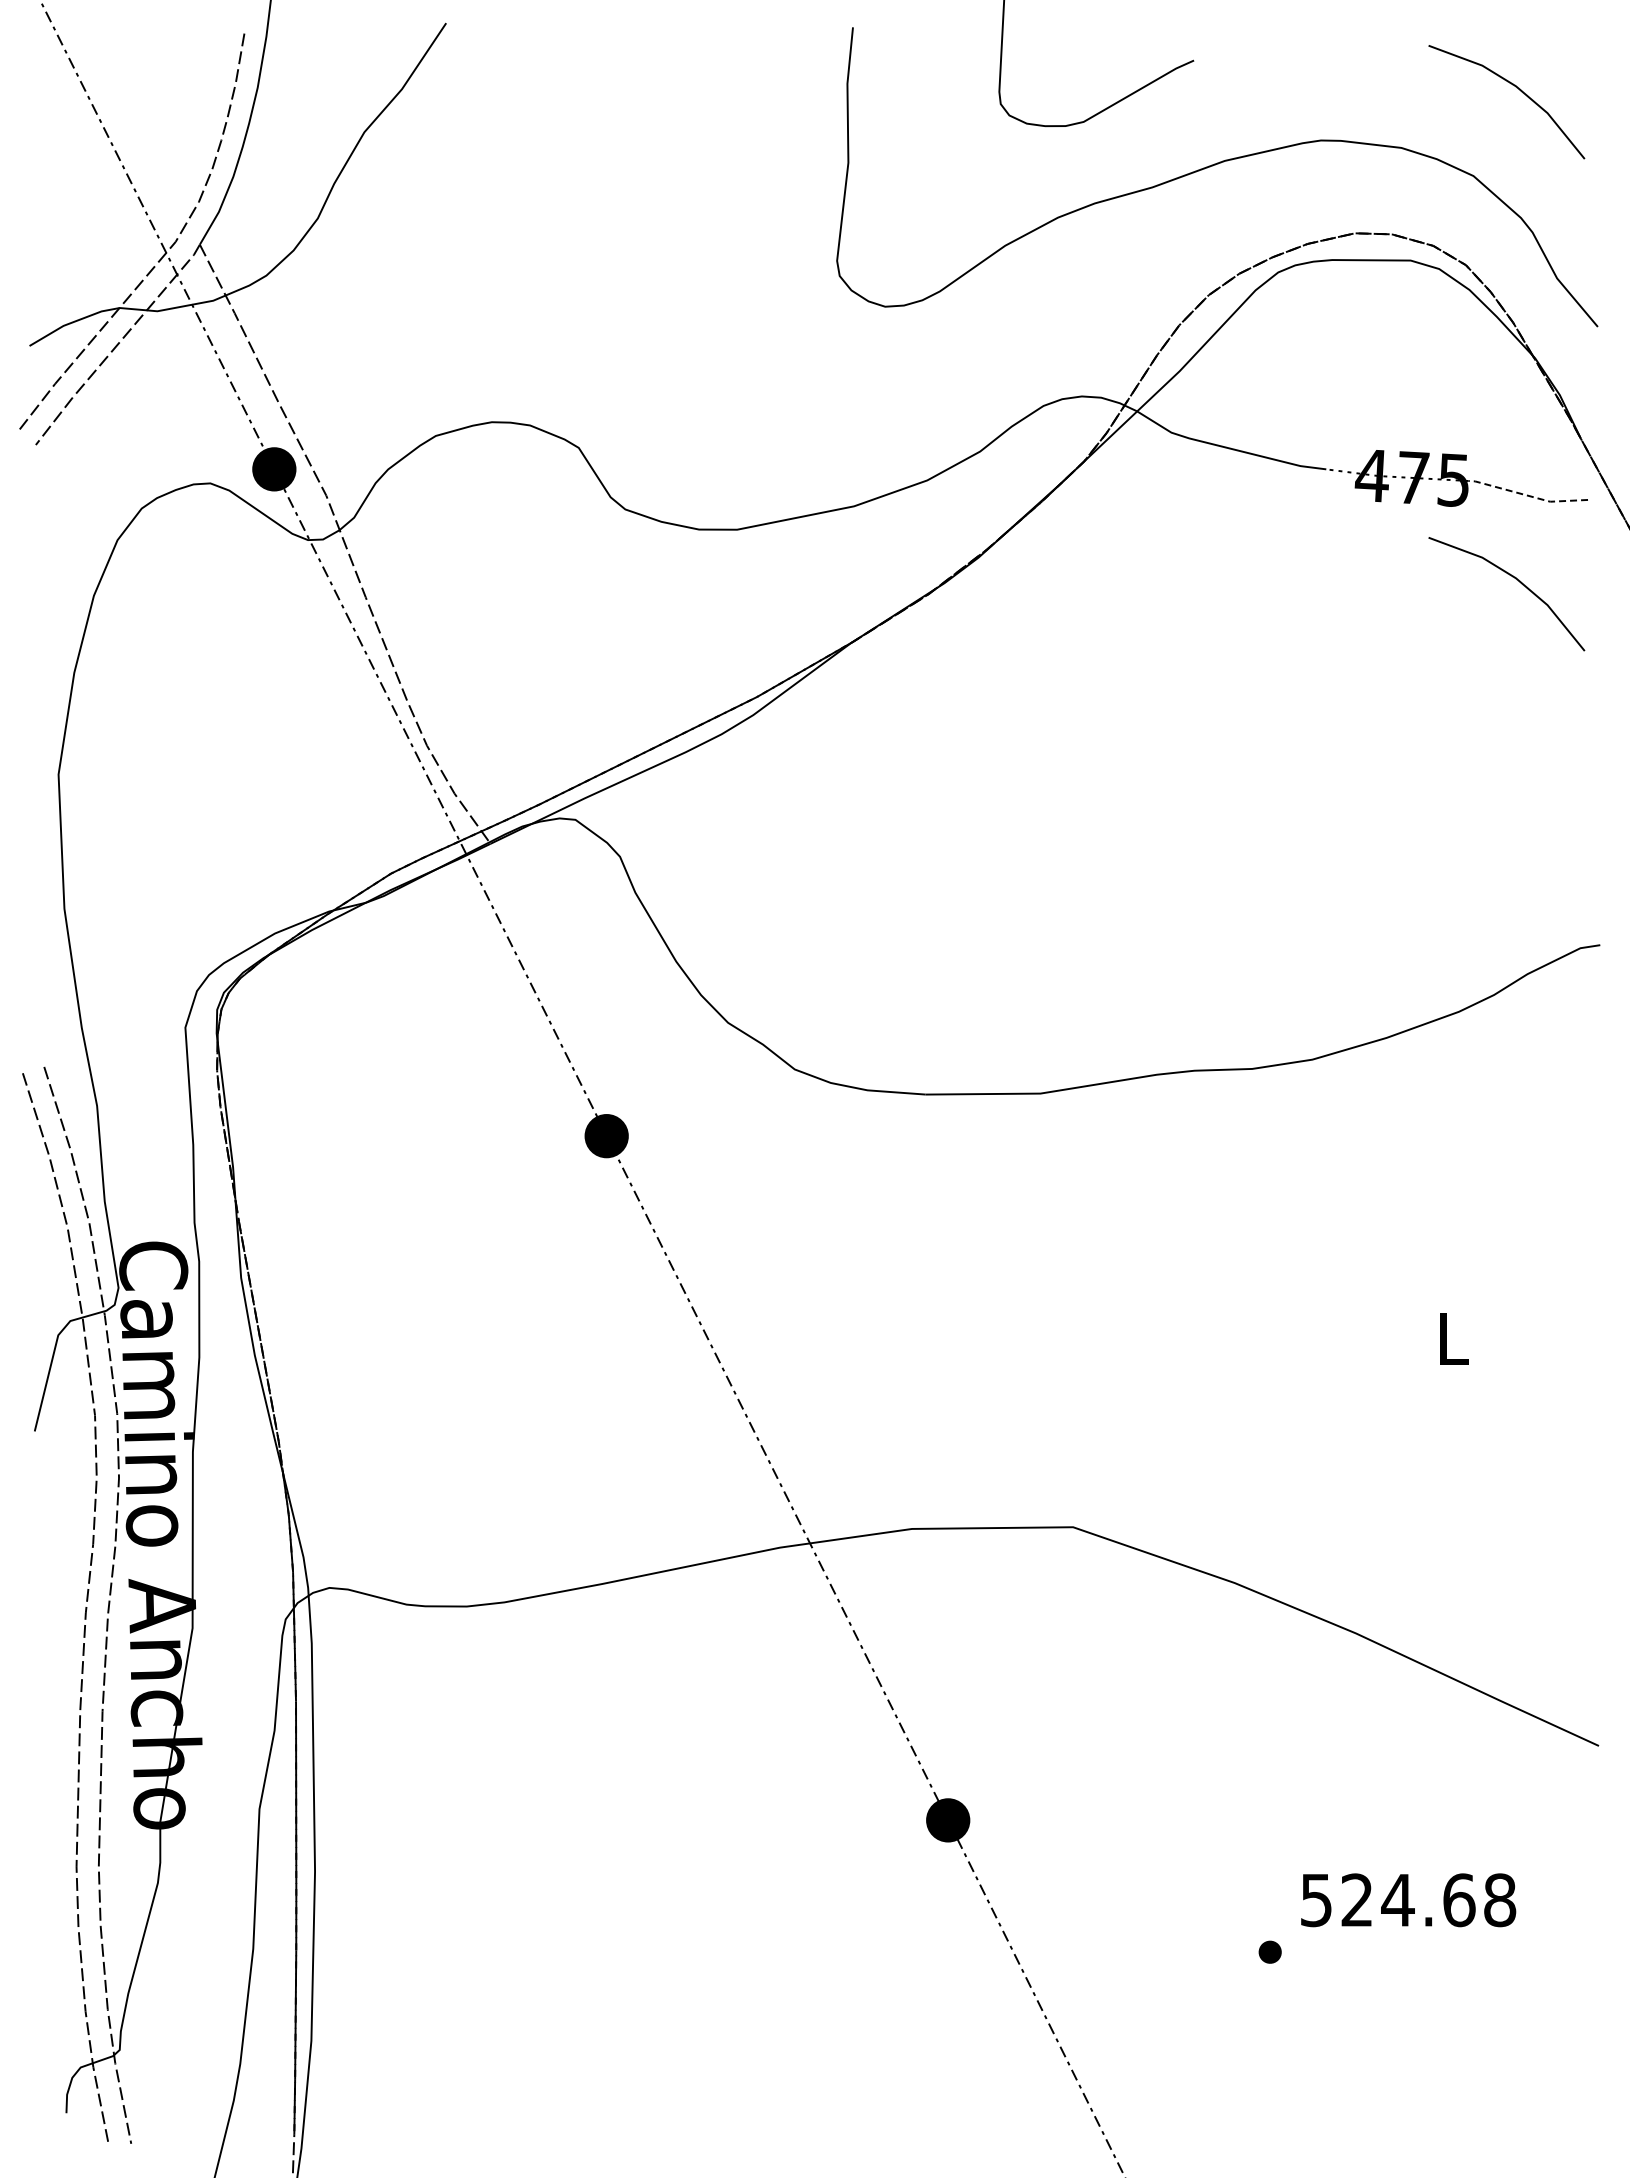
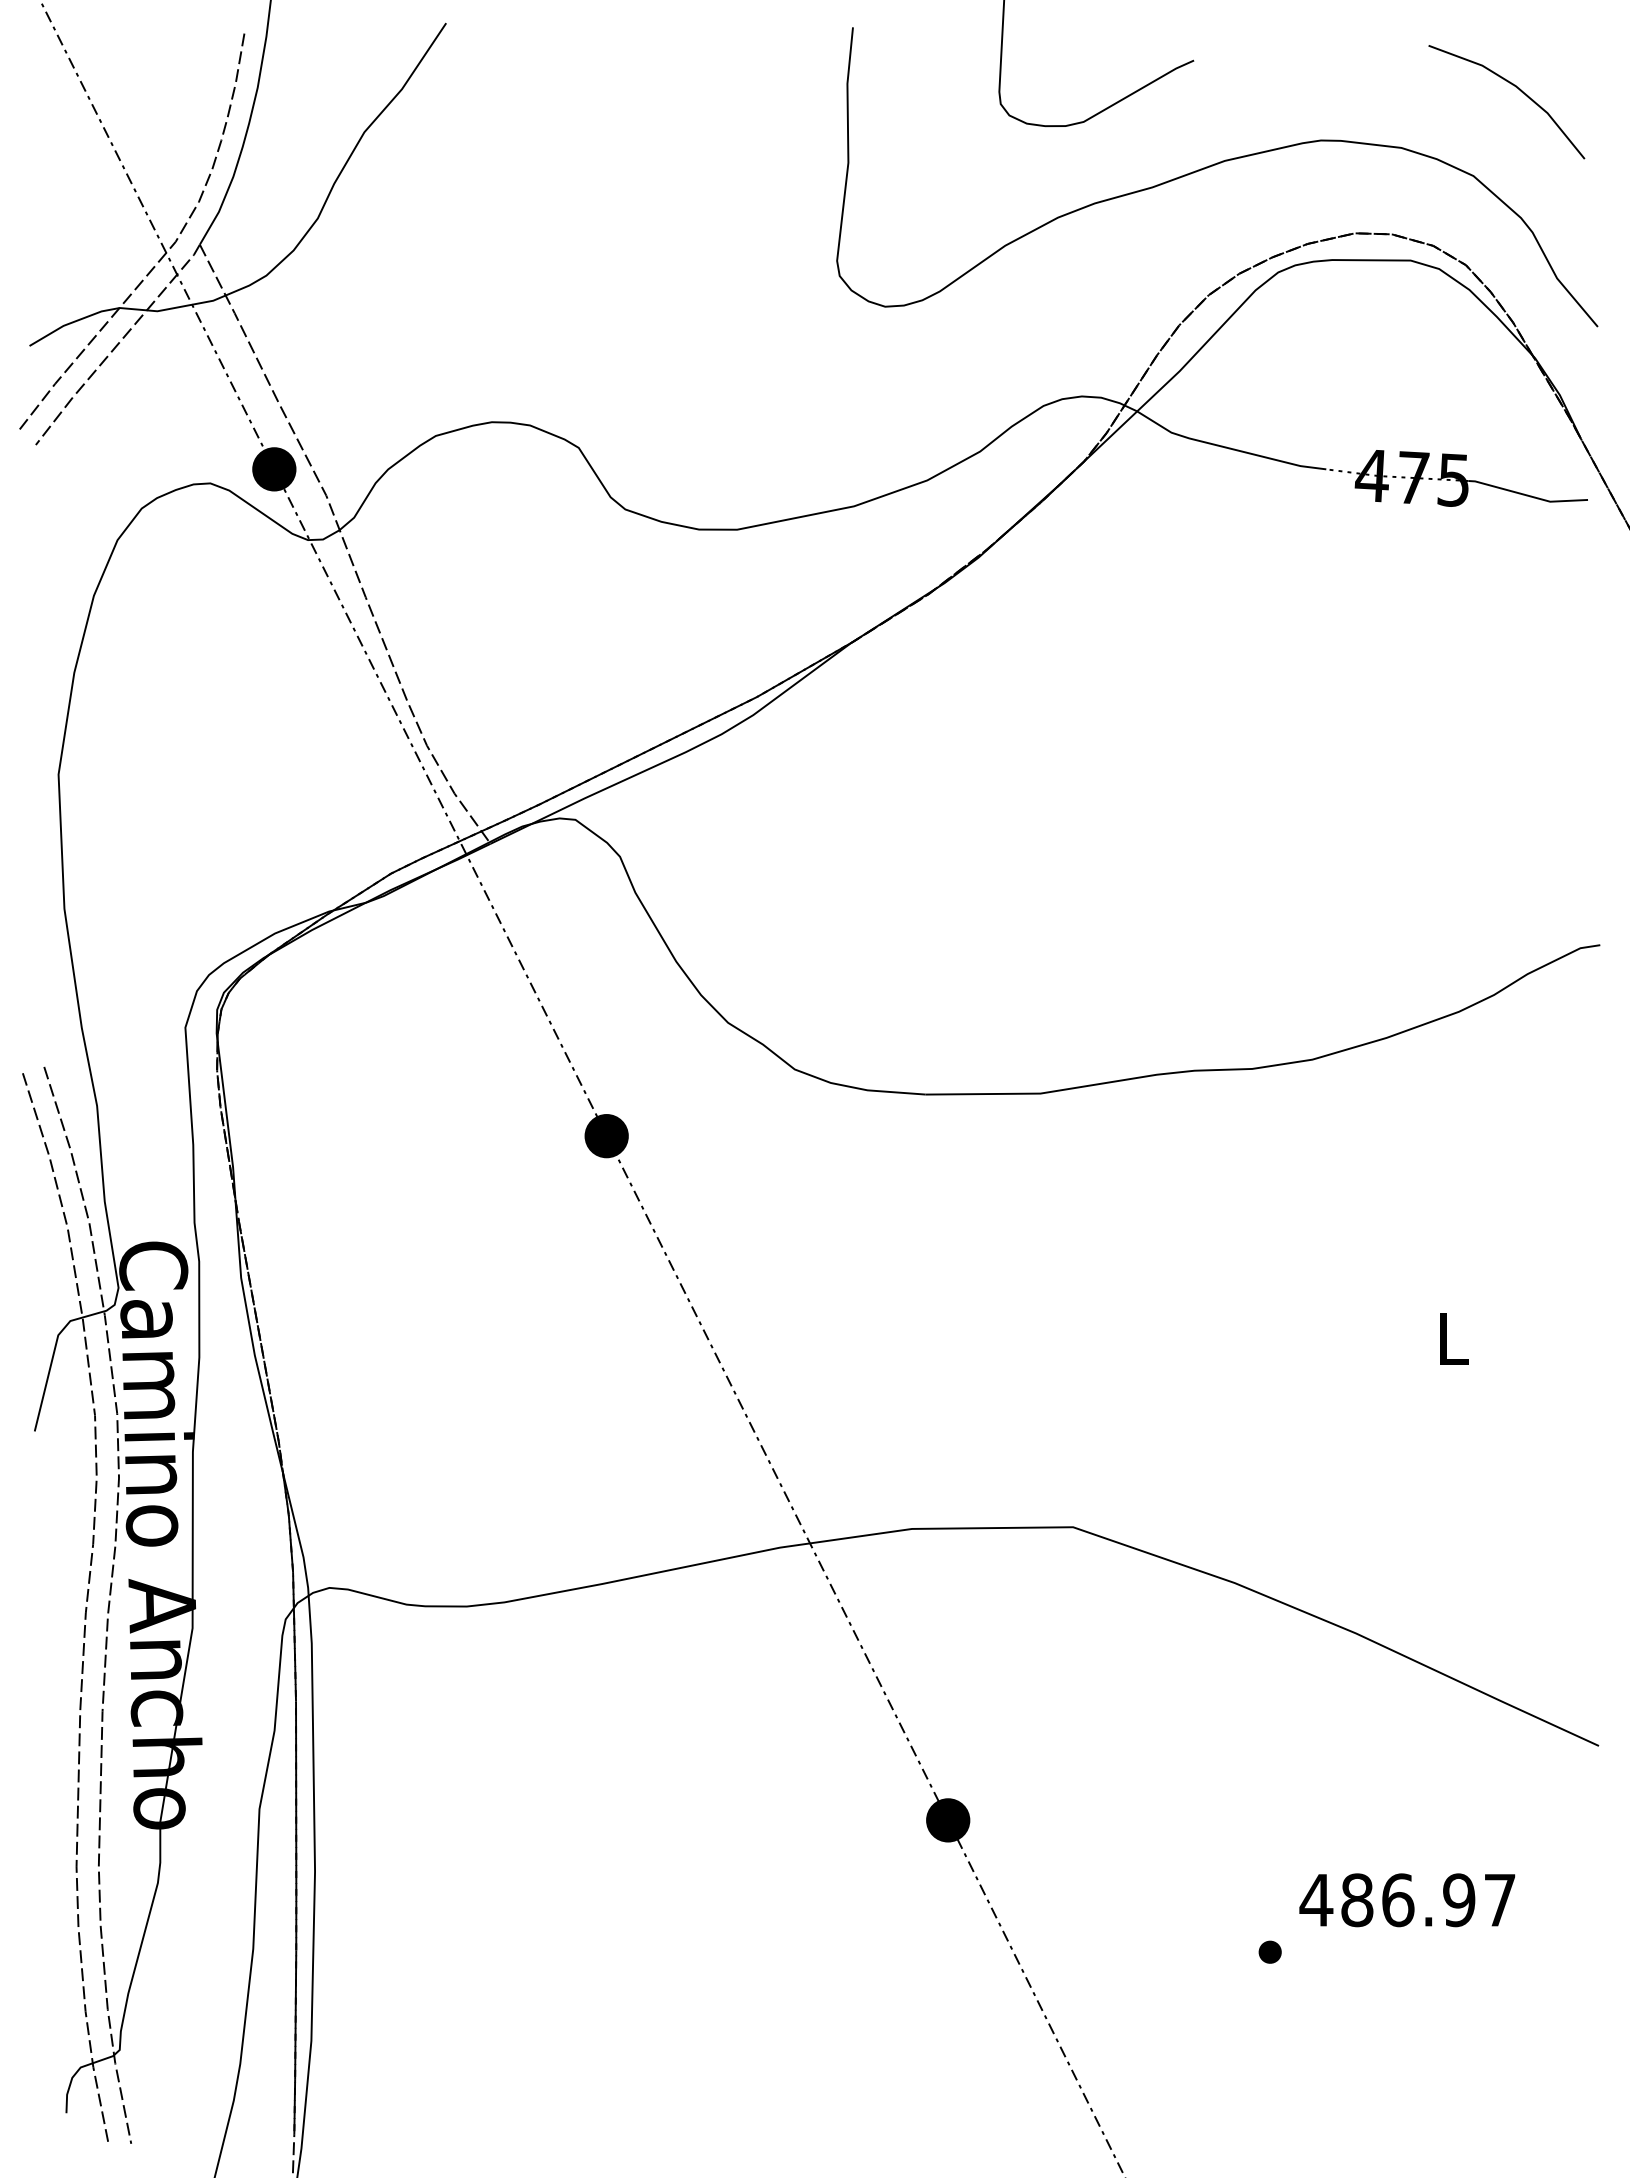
line: dashed -> solid (1527, 495)
line: present -> none (1515, 579)
text: 524.68 -> 486.97 (1407, 1900)
